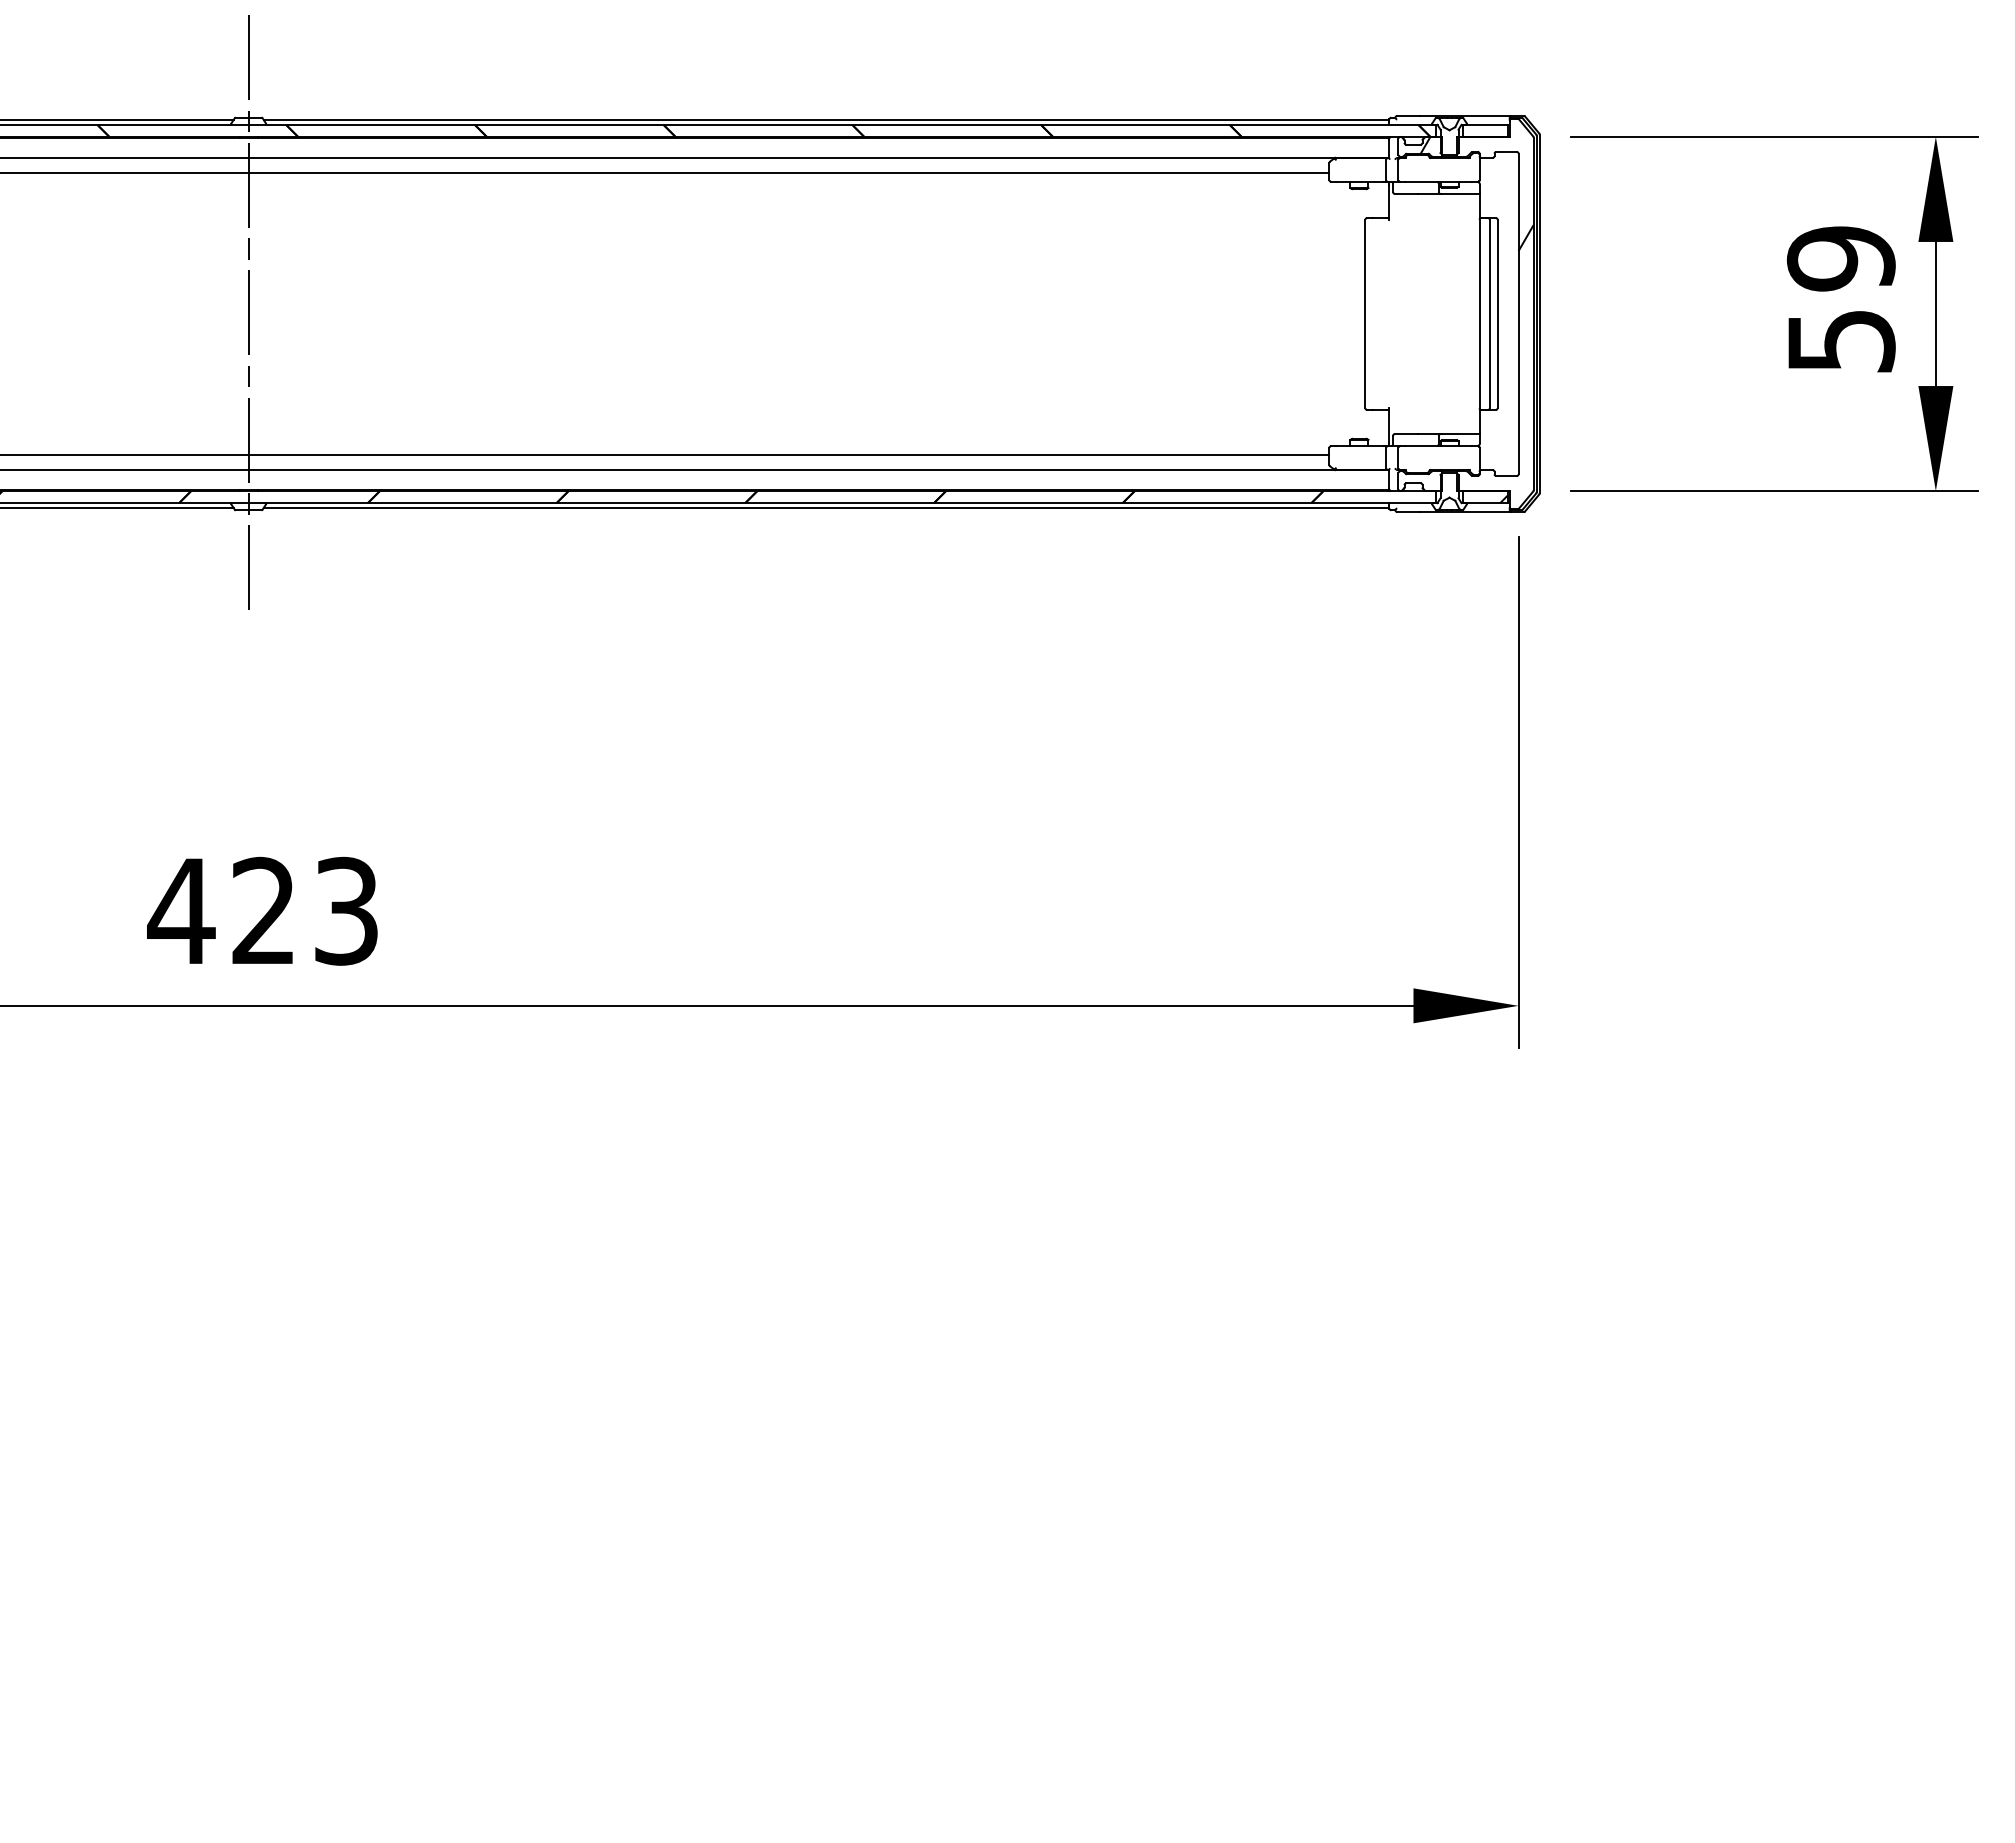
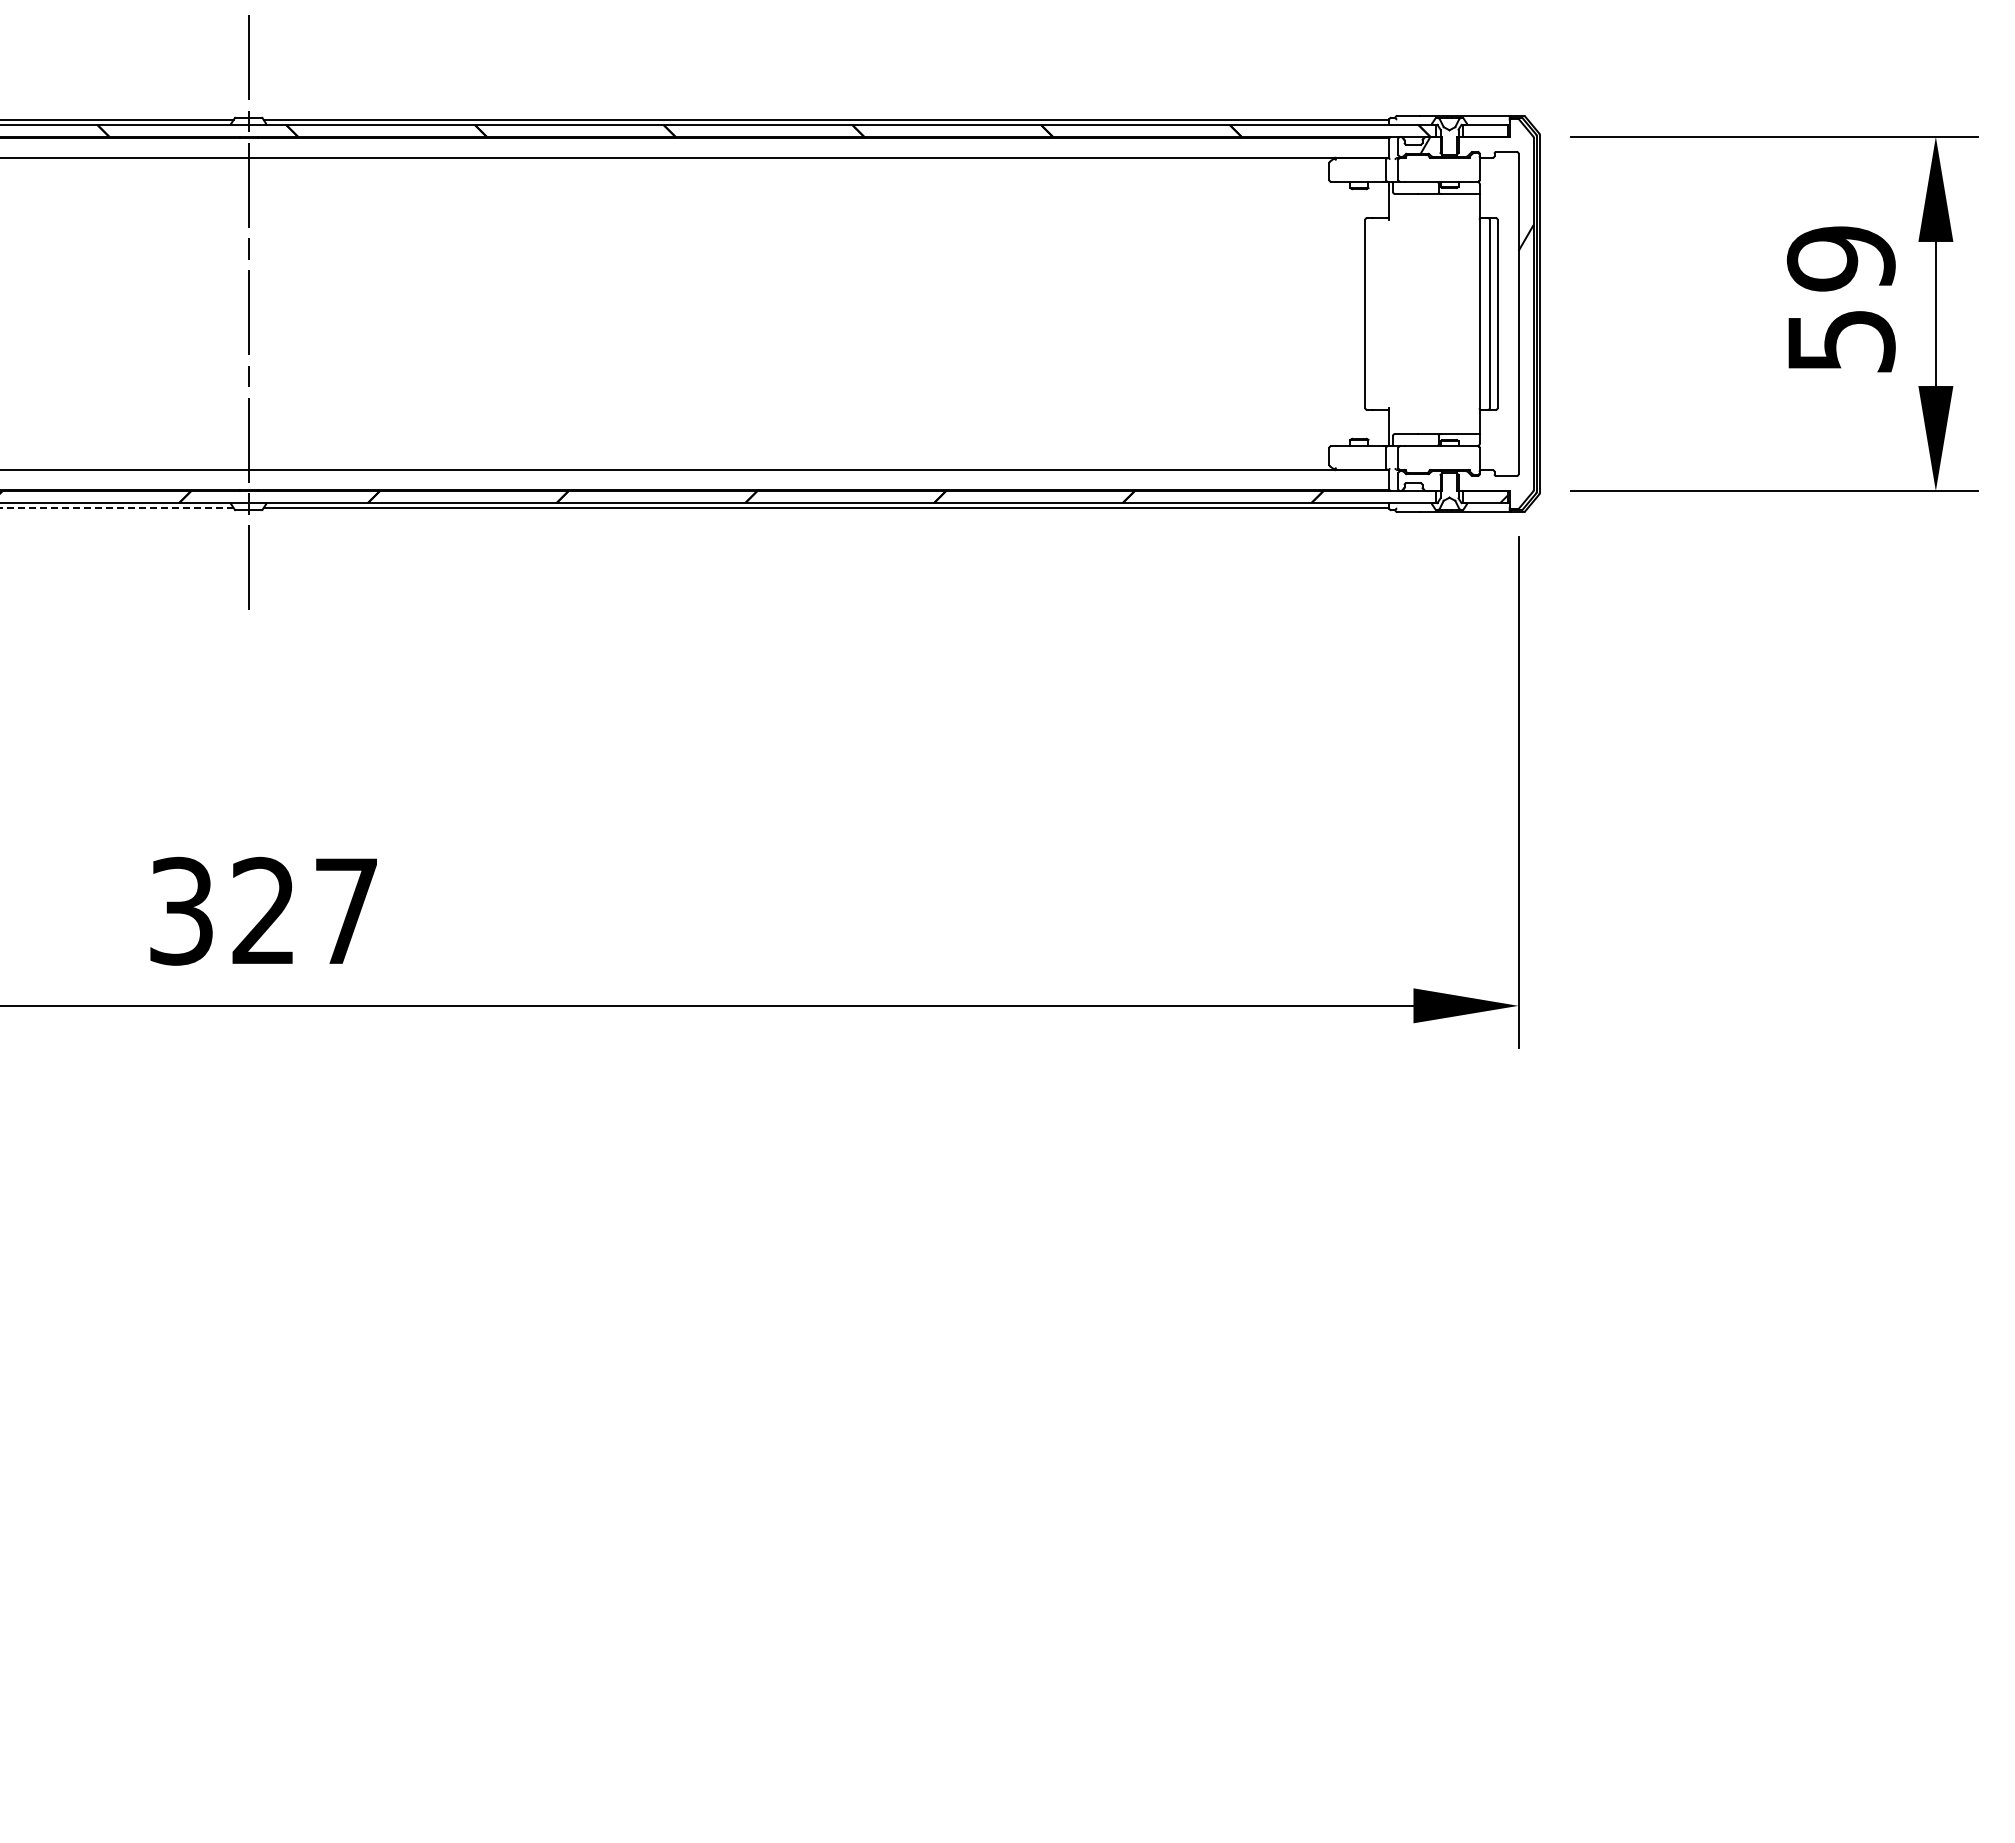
line: present -> none (665, 172)
line: present -> none (665, 455)
line: solid -> dashed (116, 507)
text: 423 -> 327 (262, 910)
